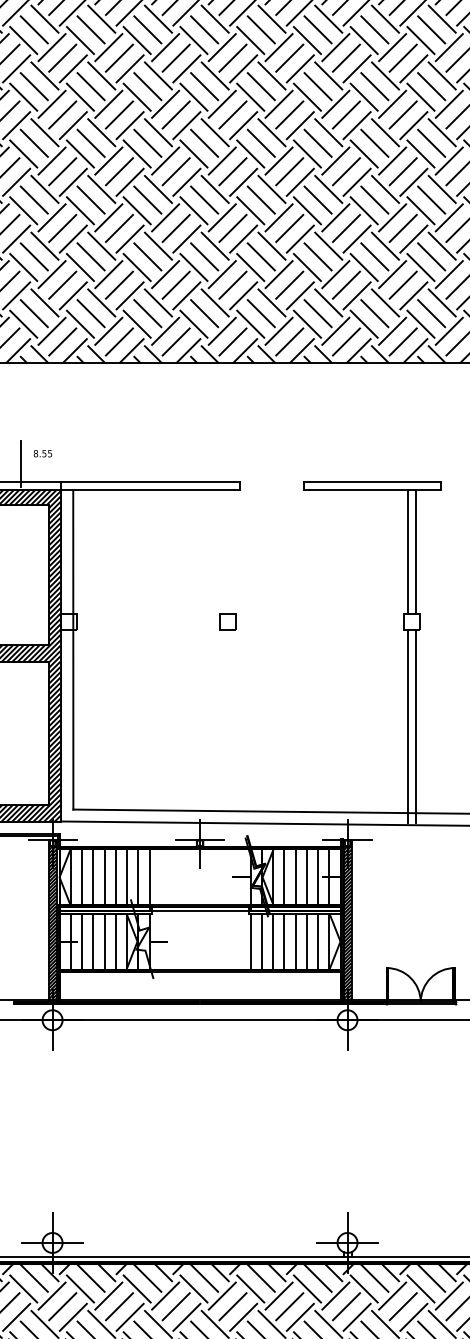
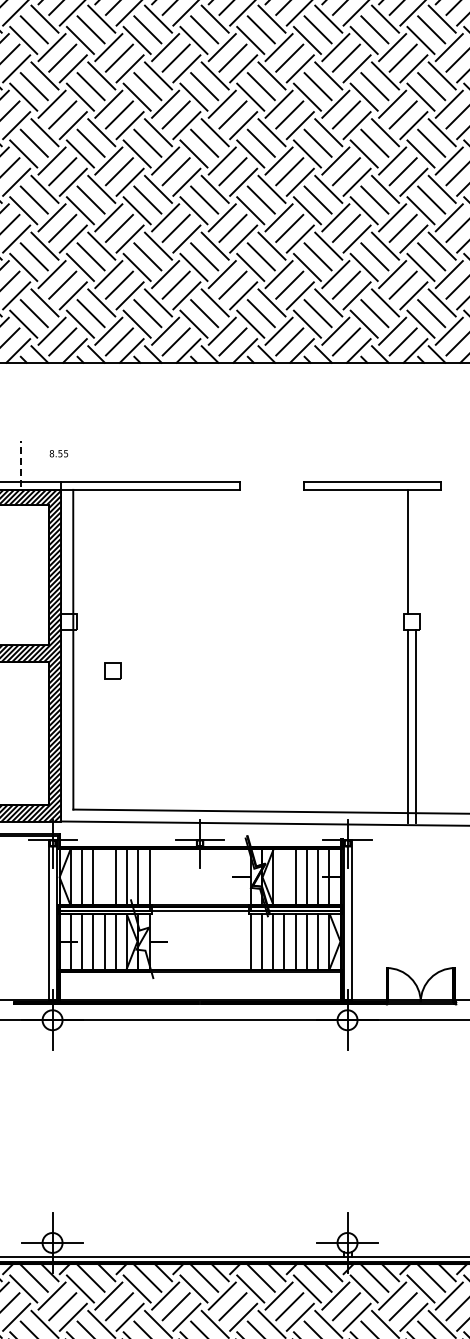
text position: (42, 453) -> (58, 453) (58, 453)
line: solid -> dashed (20, 463)
line: present -> none (416, 551)
part position: (227, 621) -> (112, 670) (112, 670)
line: present -> none (104, 877)
line: present -> none (284, 877)
hatch: present -> none (52, 921)
hatch: present -> none (347, 921)
